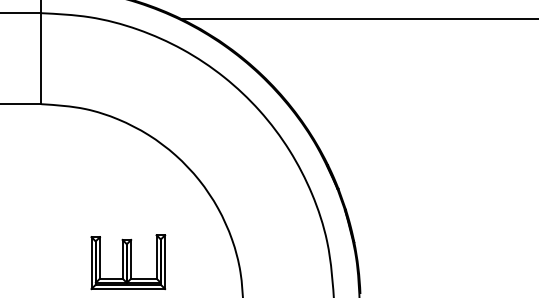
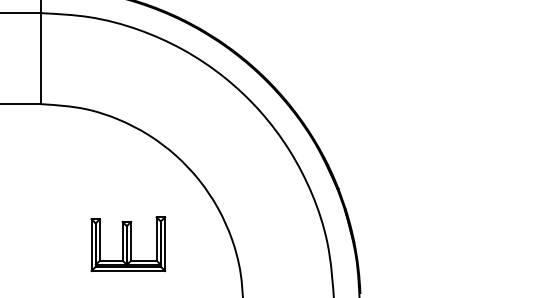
line: present -> none (358, 19)
part position: (128, 262) -> (128, 244) (128, 244)
